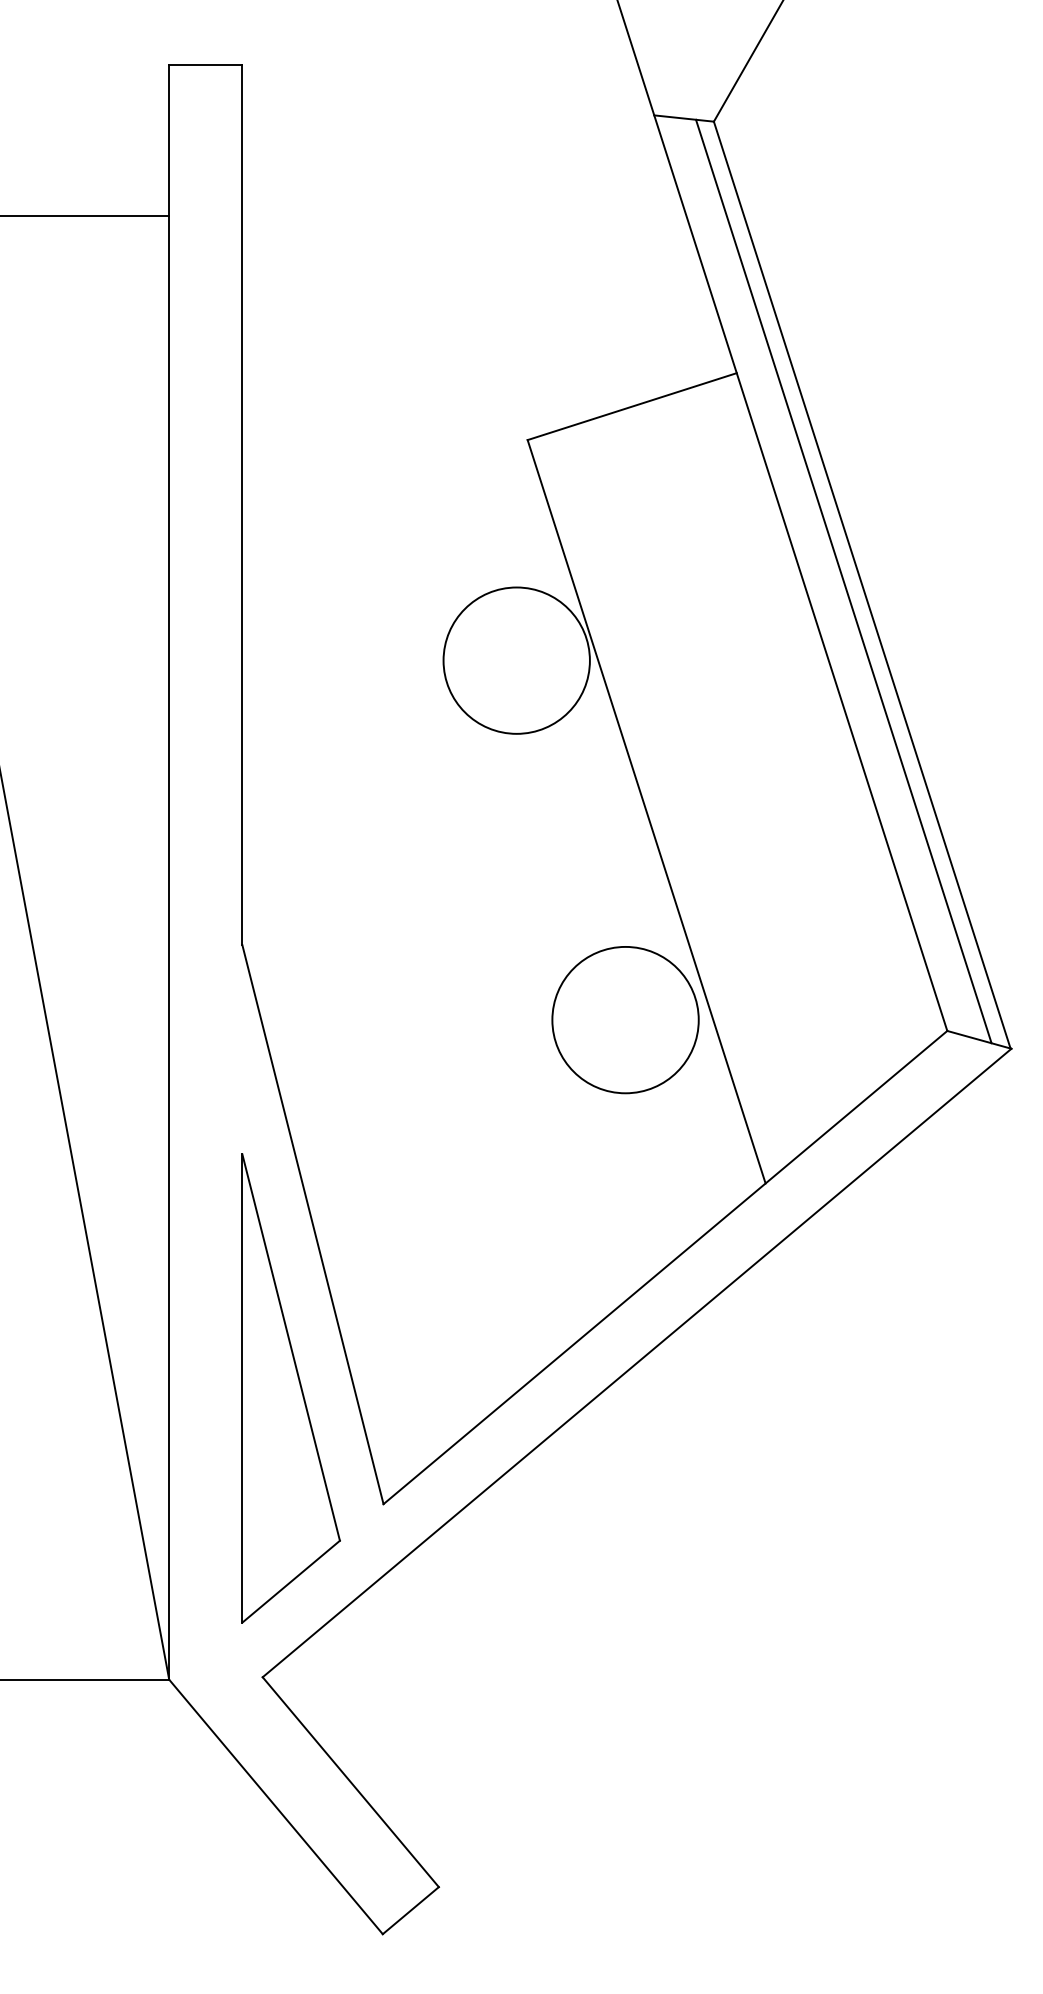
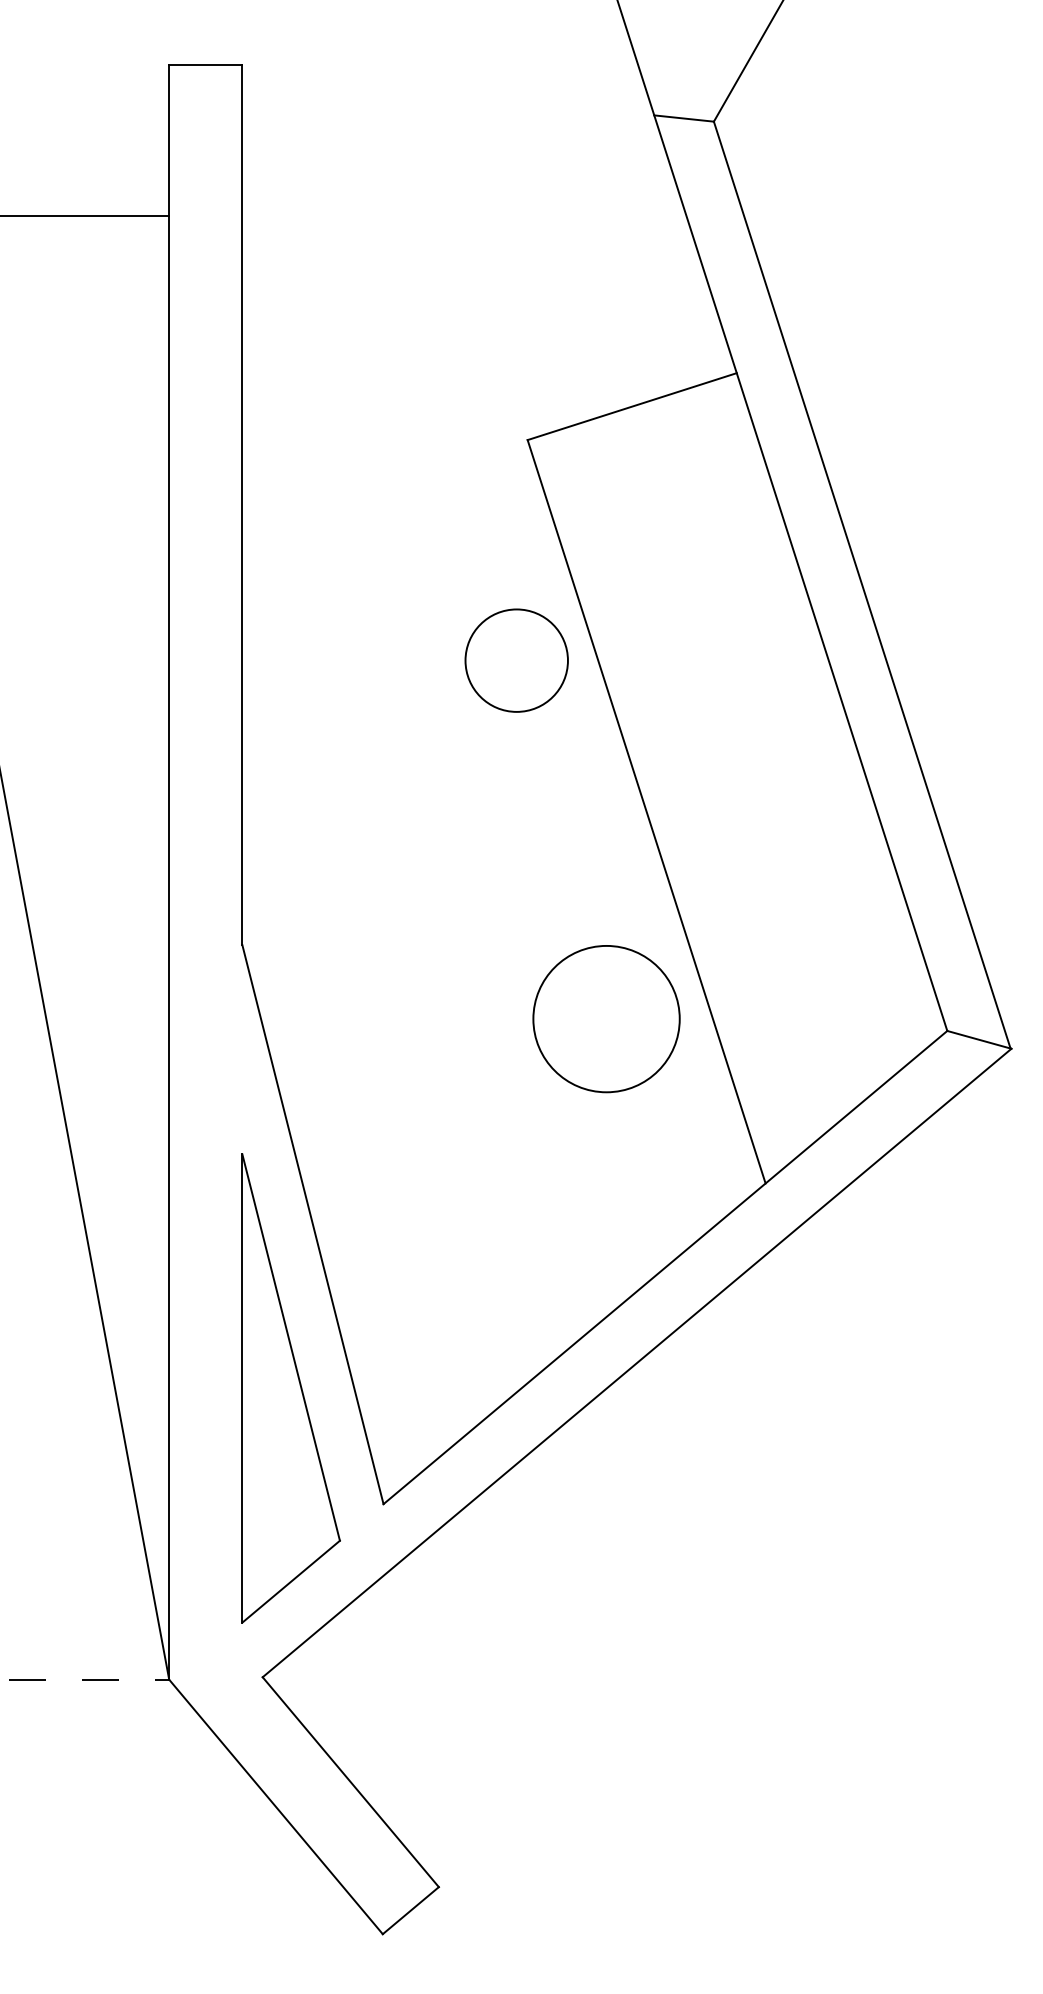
line: present -> none (843, 581)
circle diameter: 146 px -> 102 px (516, 660)
circle position: (625, 1020) -> (606, 1019) (606, 1019)
line: solid -> dashed (85, 1679)
